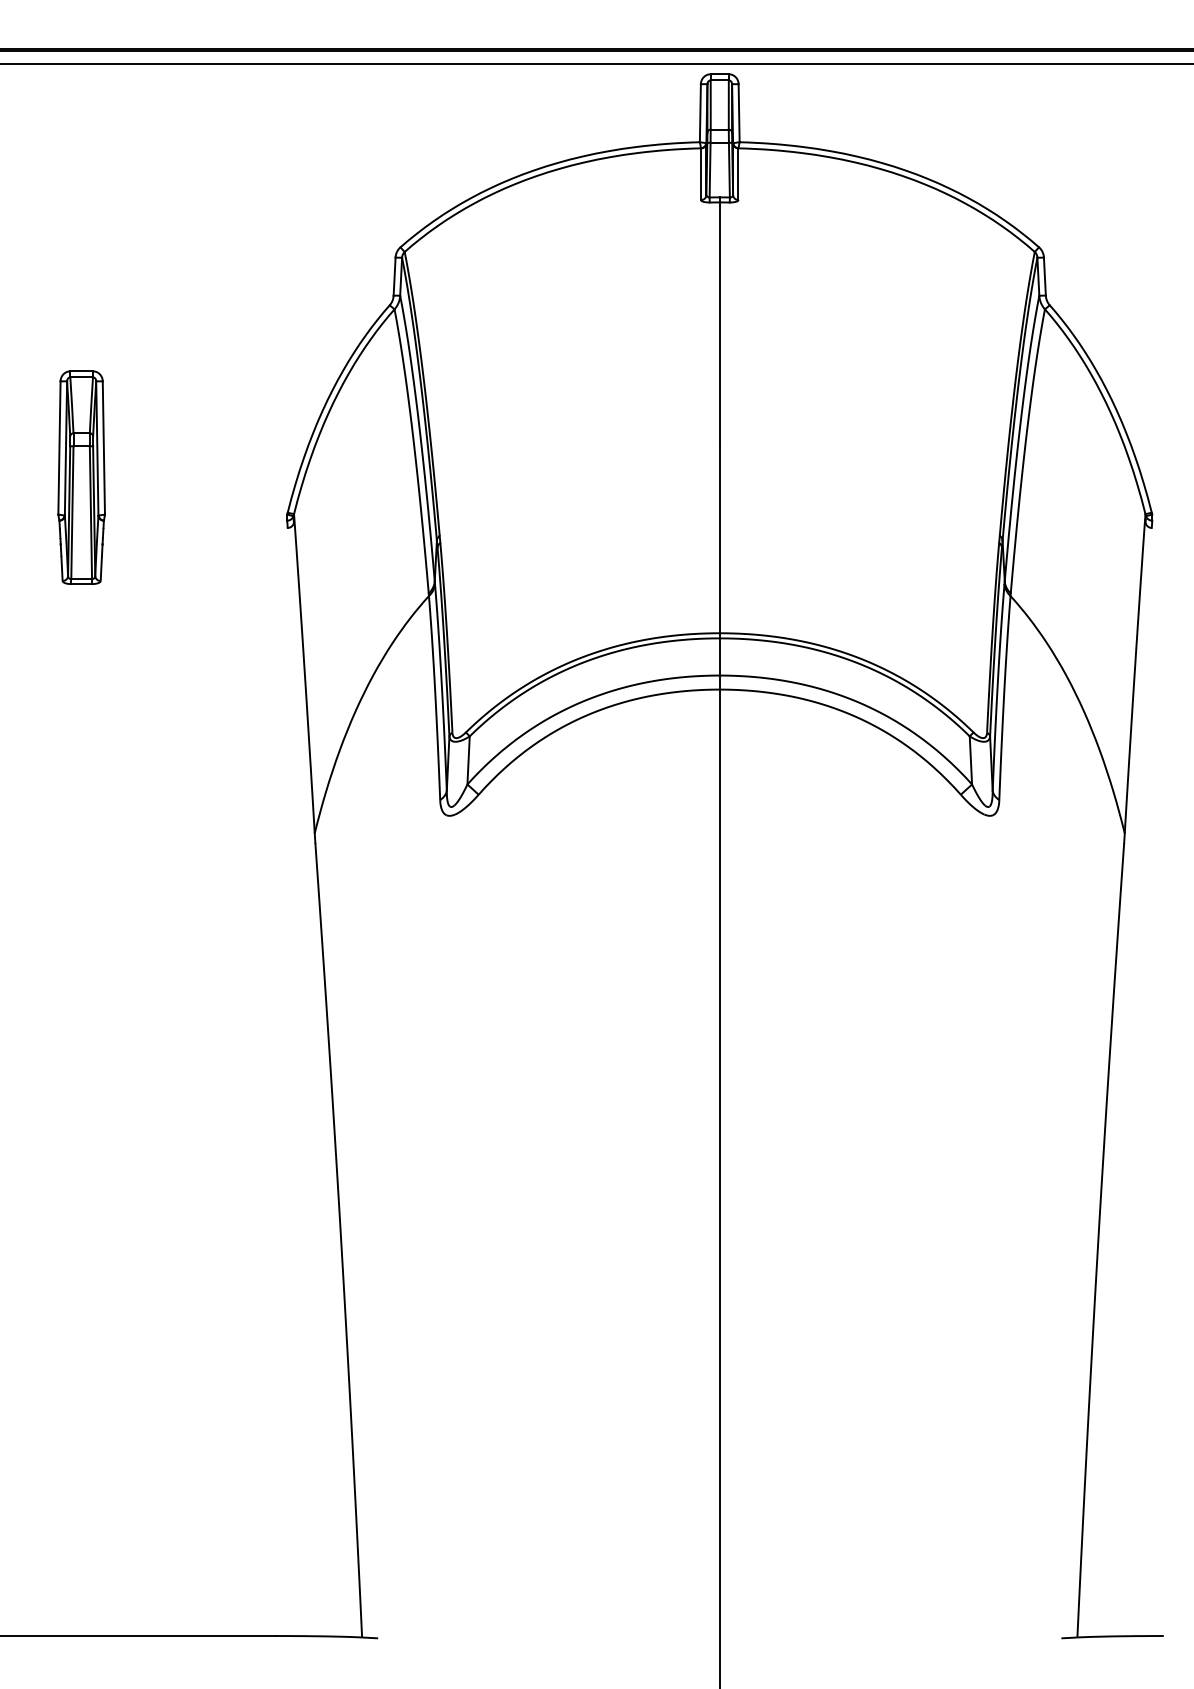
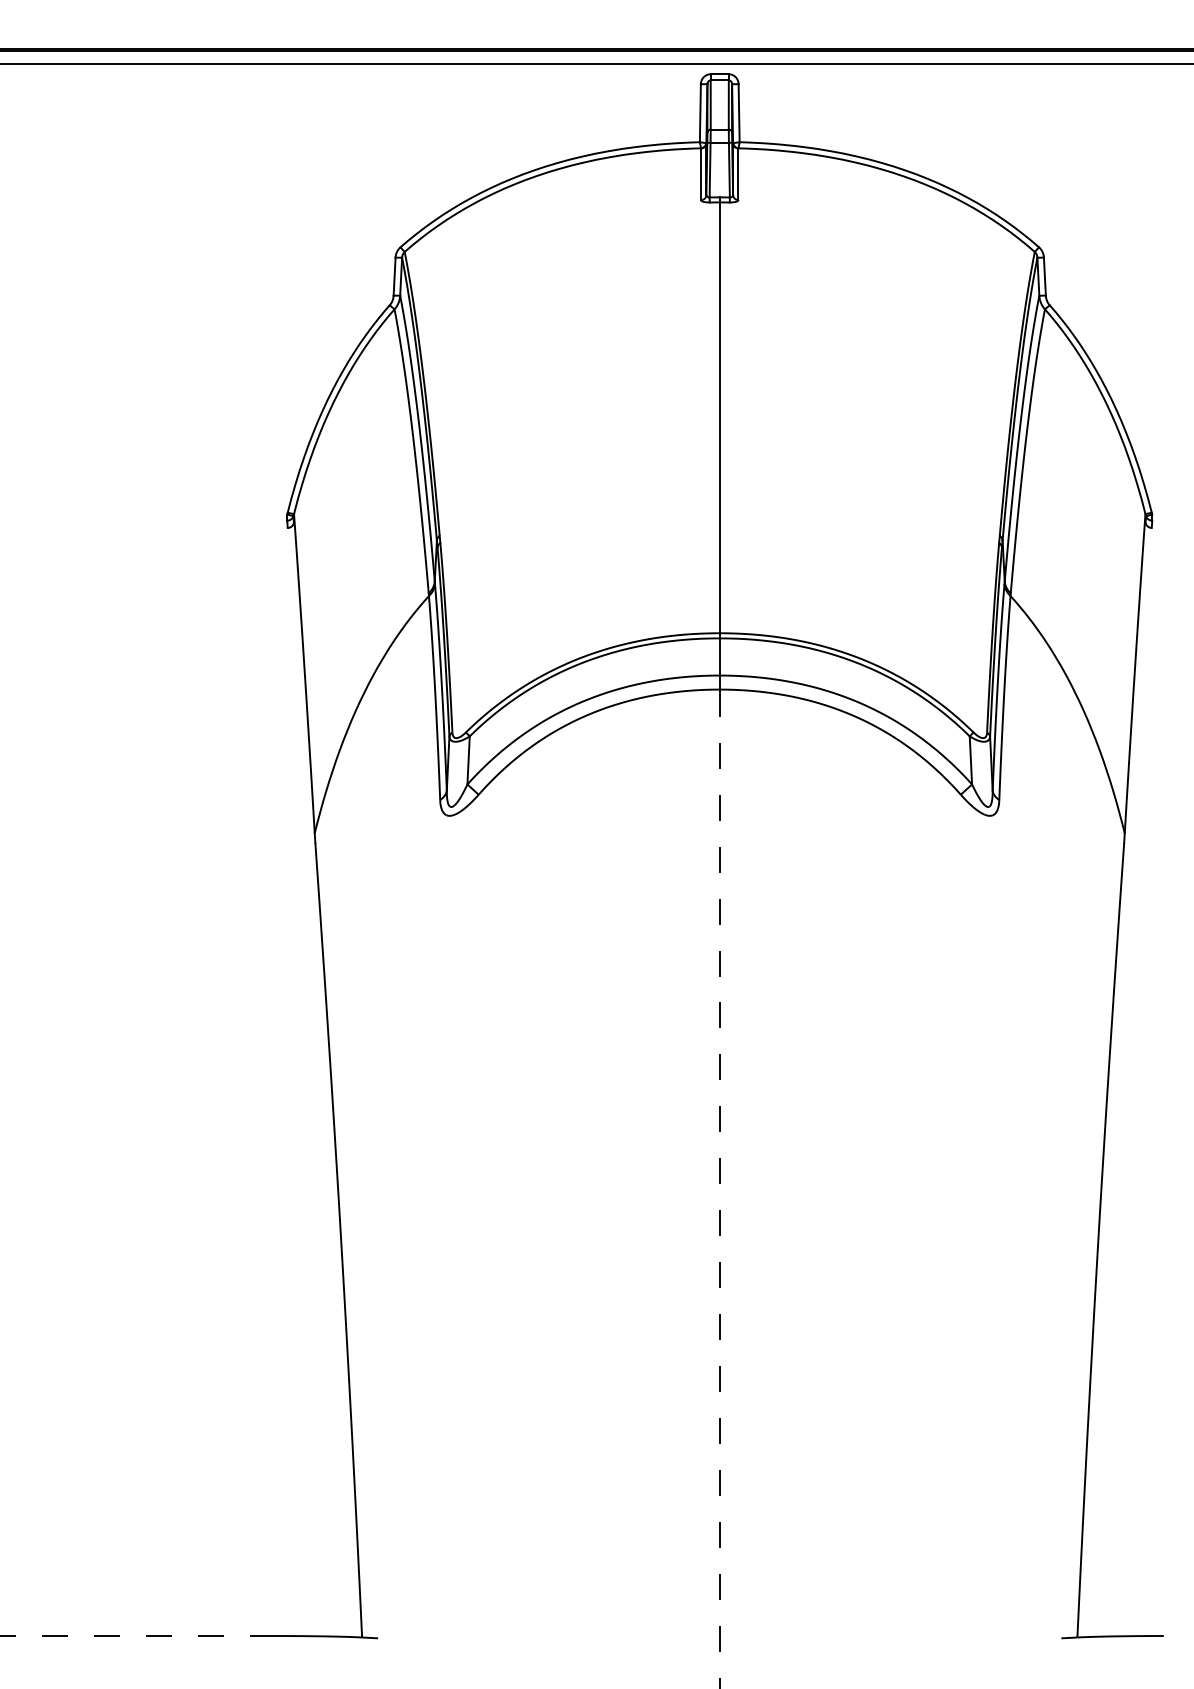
part: present -> none (81, 477)
line: solid -> dashed (719, 1188)
line: solid -> dashed (138, 1636)
